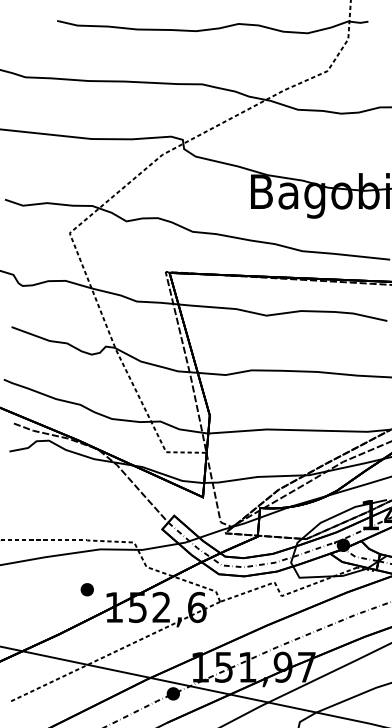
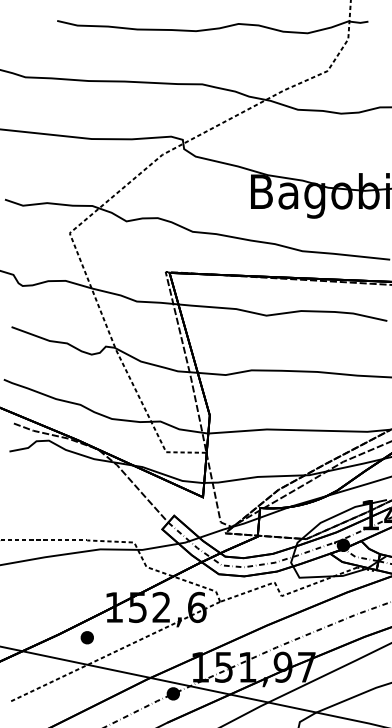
part position: (86, 589) -> (86, 637) (86, 637)
